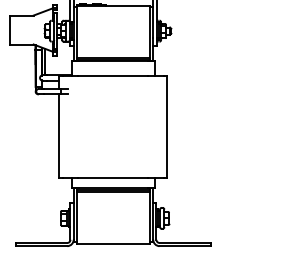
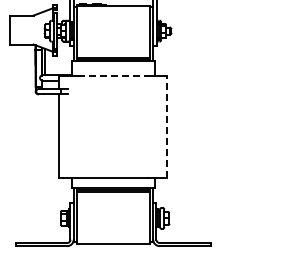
line: solid -> dashed (113, 75)
line: solid -> dashed (167, 126)
